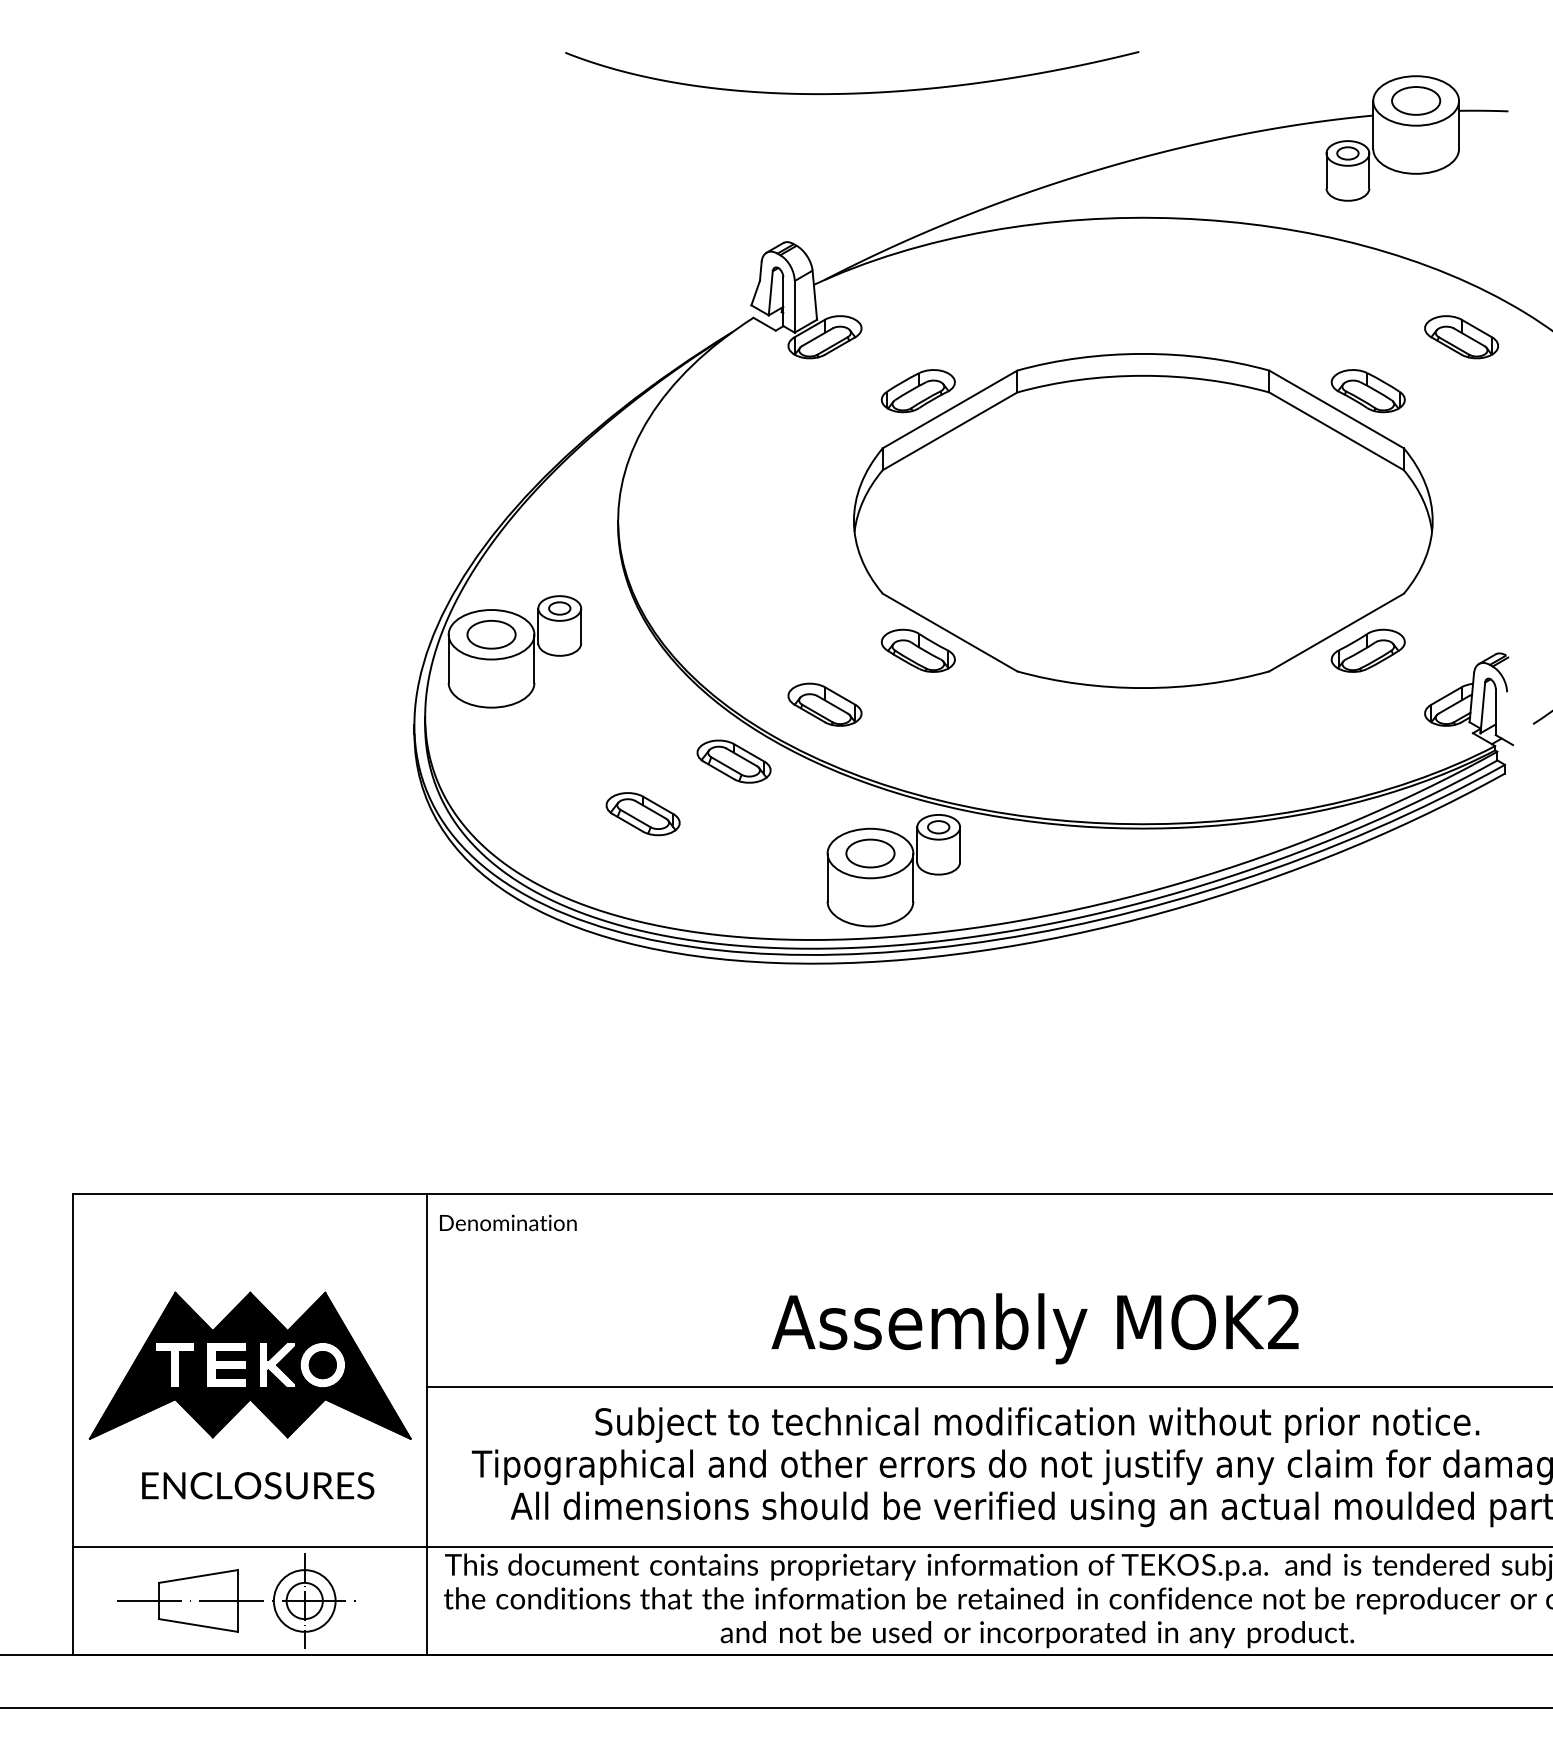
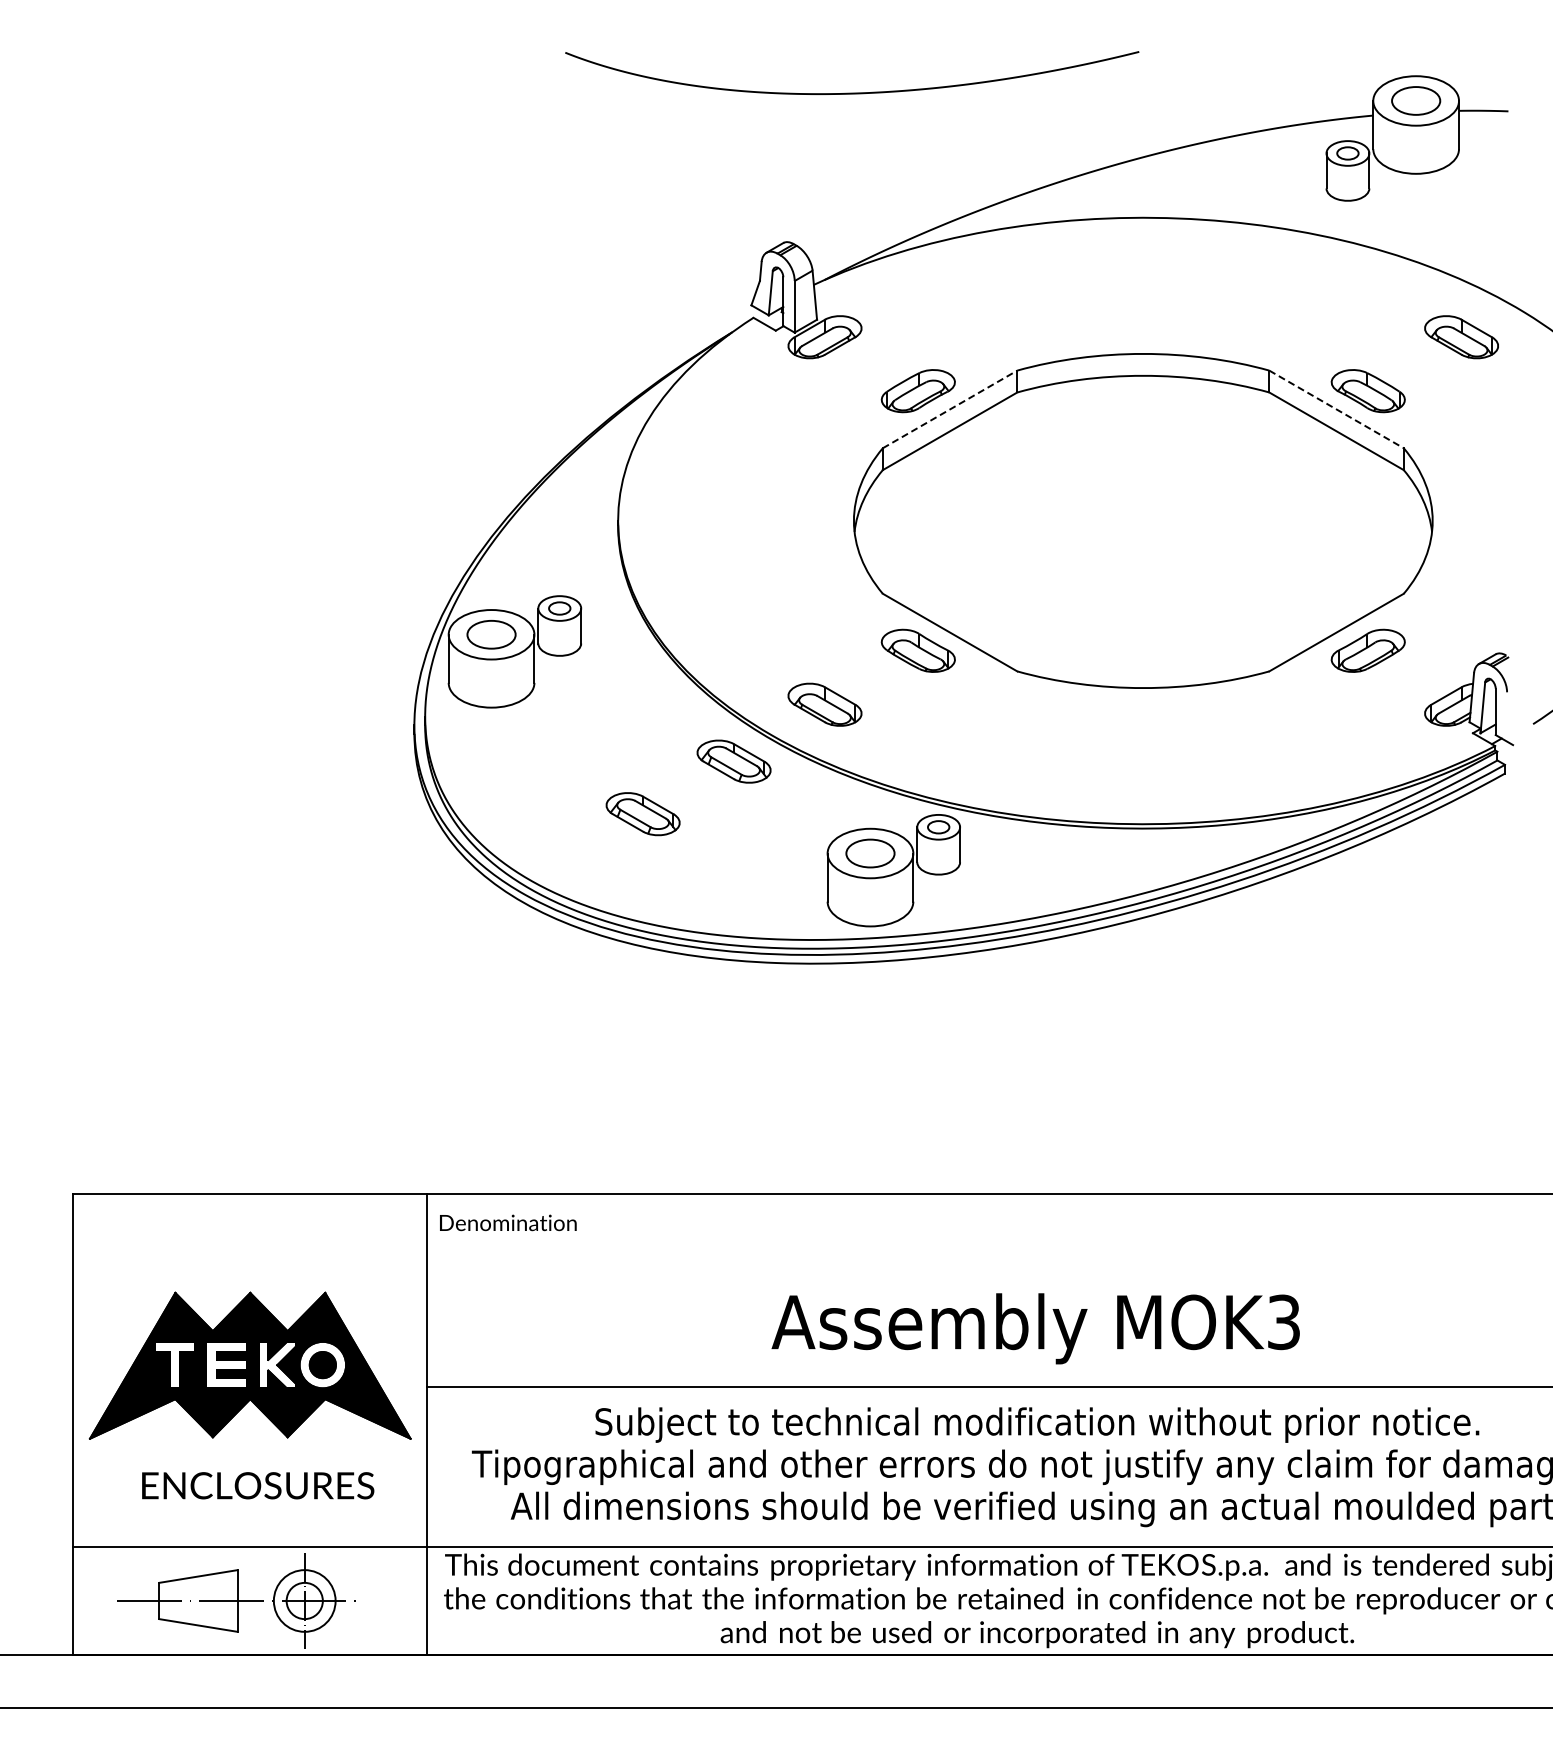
line: solid -> dashed (950, 409)
line: solid -> dashed (1336, 409)
text: MOK2 -> MOK3 (1283, 1322)
